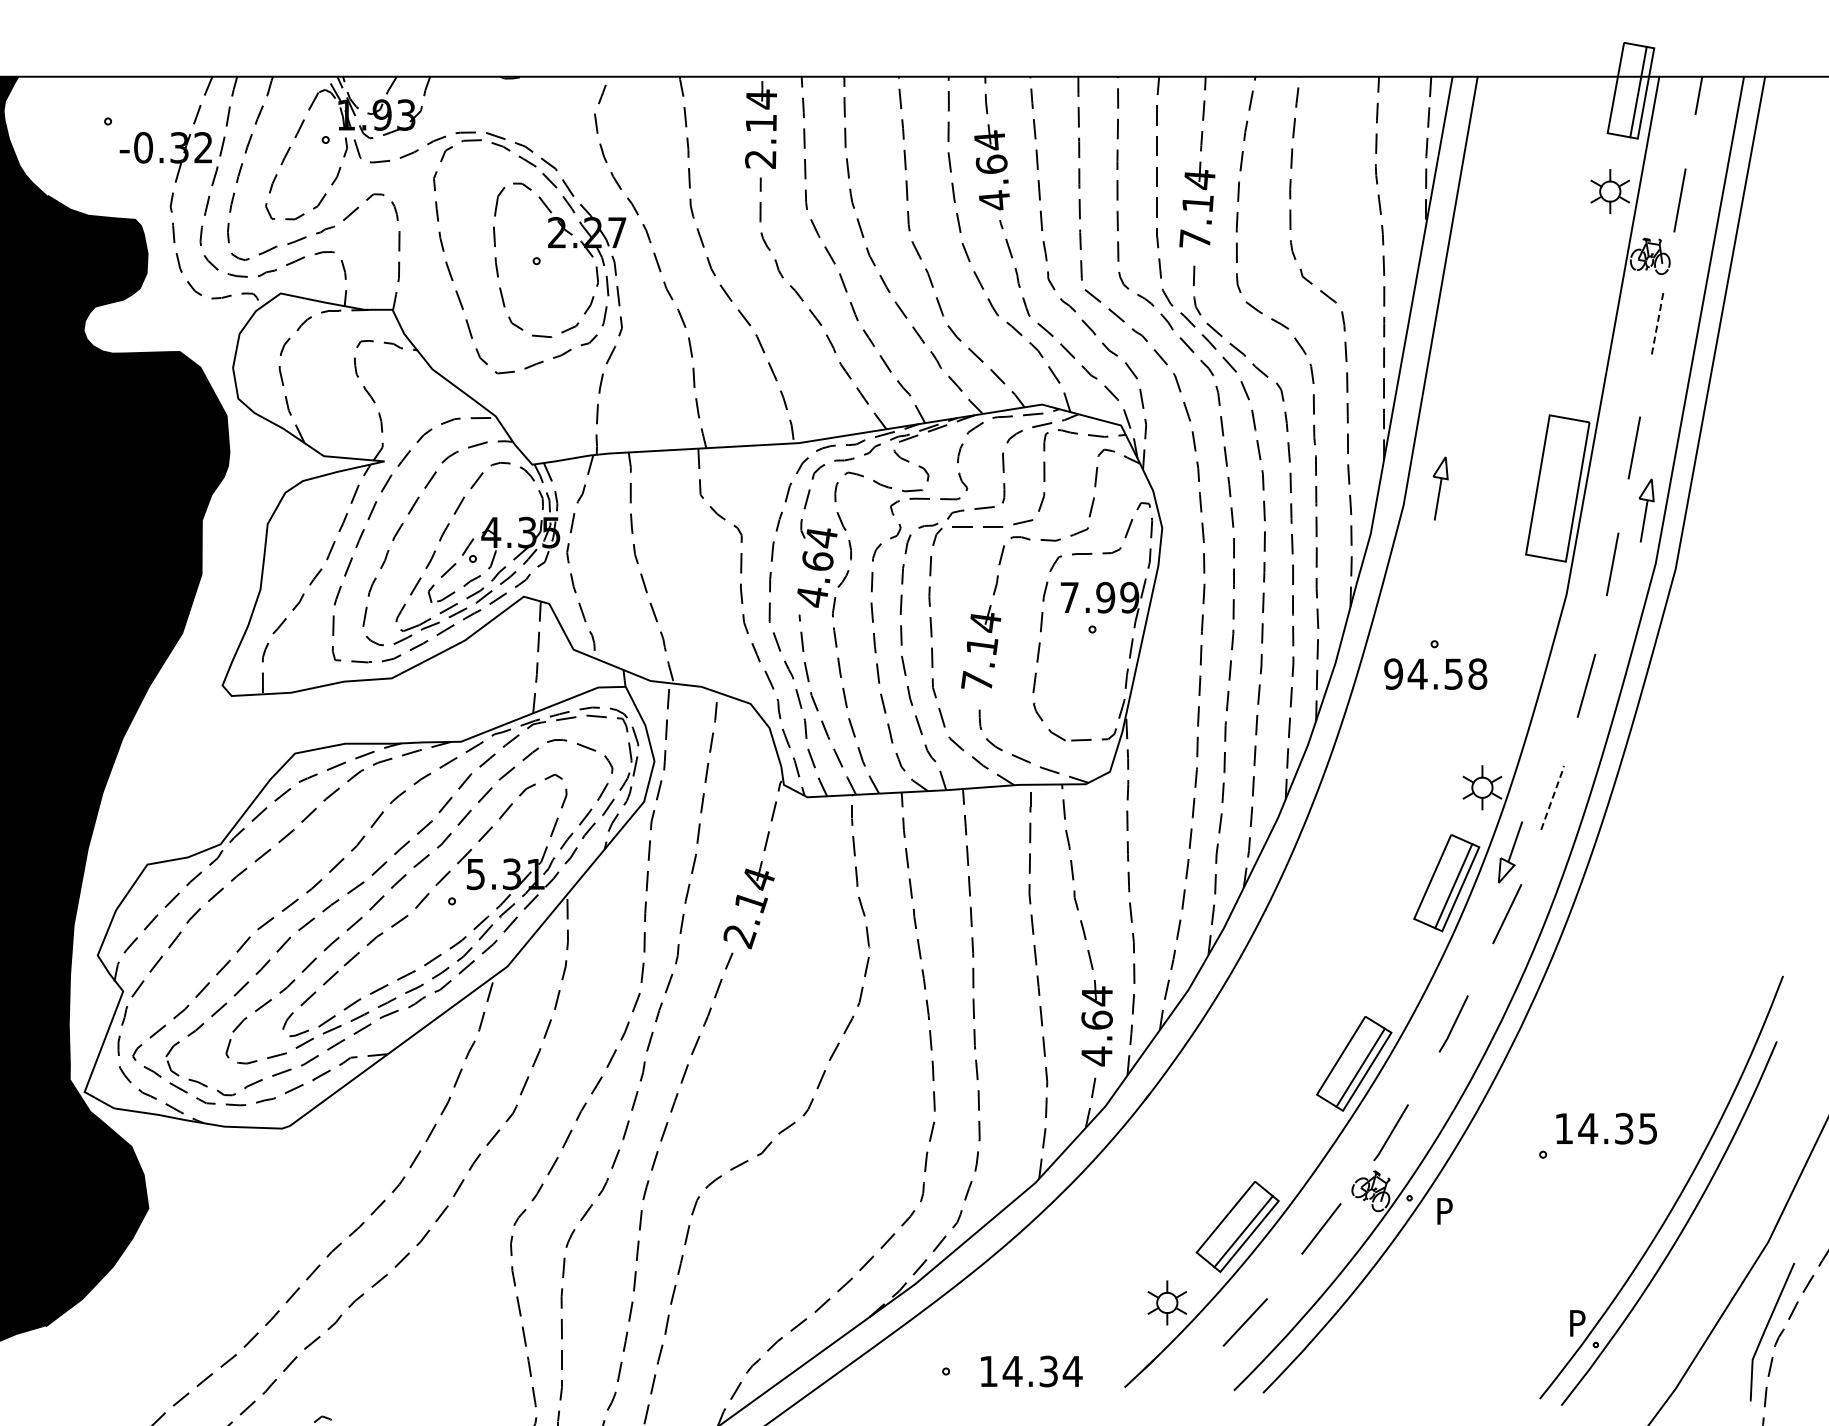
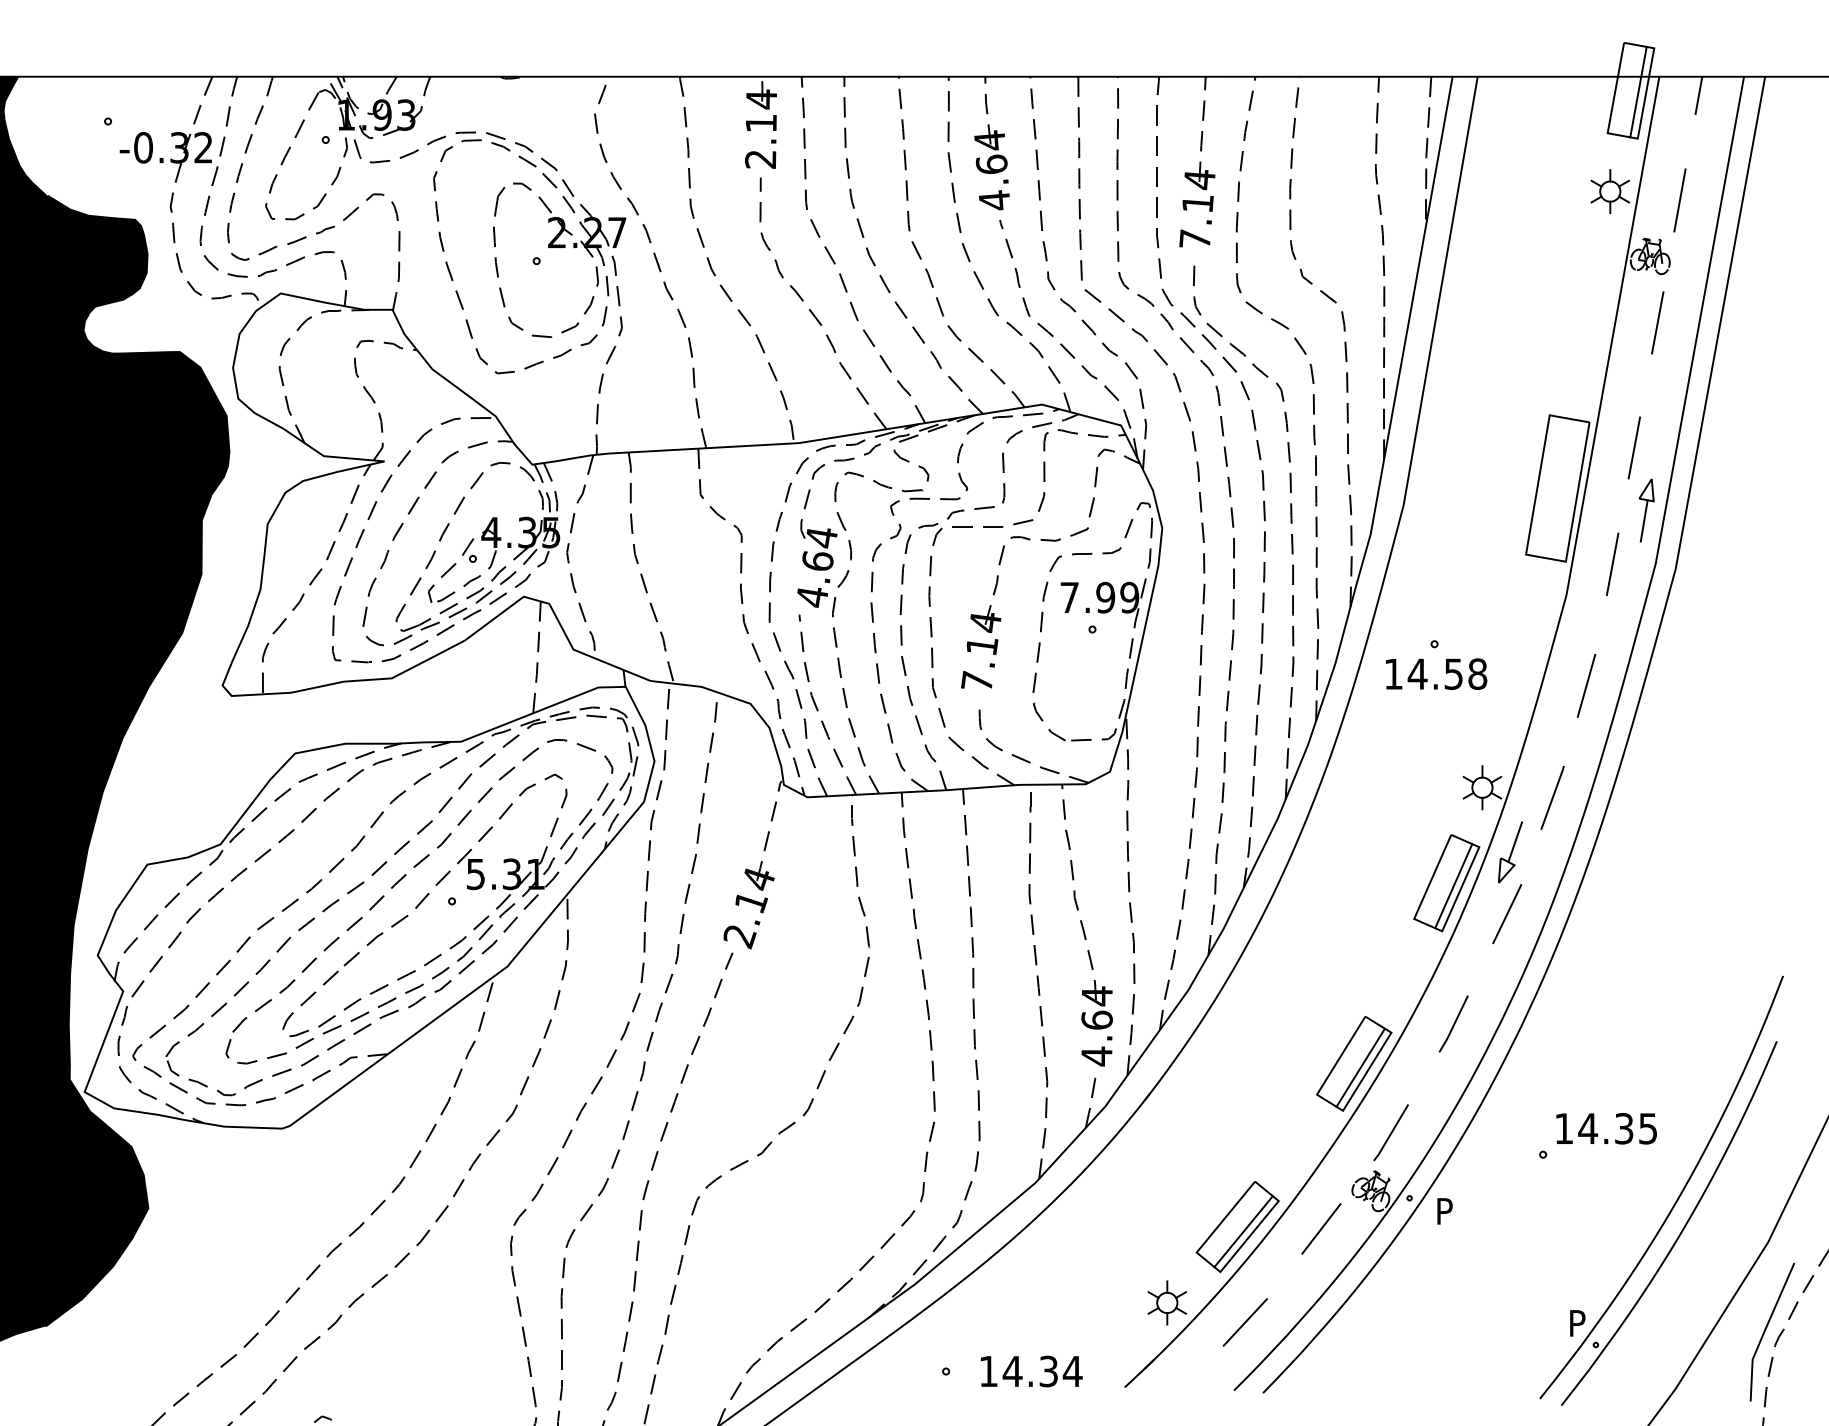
line: dashed -> solid (1657, 322)
part: present -> none (1440, 488)
text: 94.58 -> 14.58 (1393, 673)
line: dashed -> solid (1553, 797)
